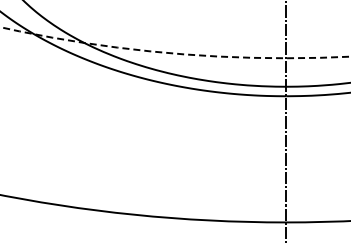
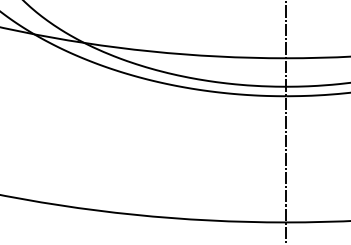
circle: dashed -> solid (175, 42)
